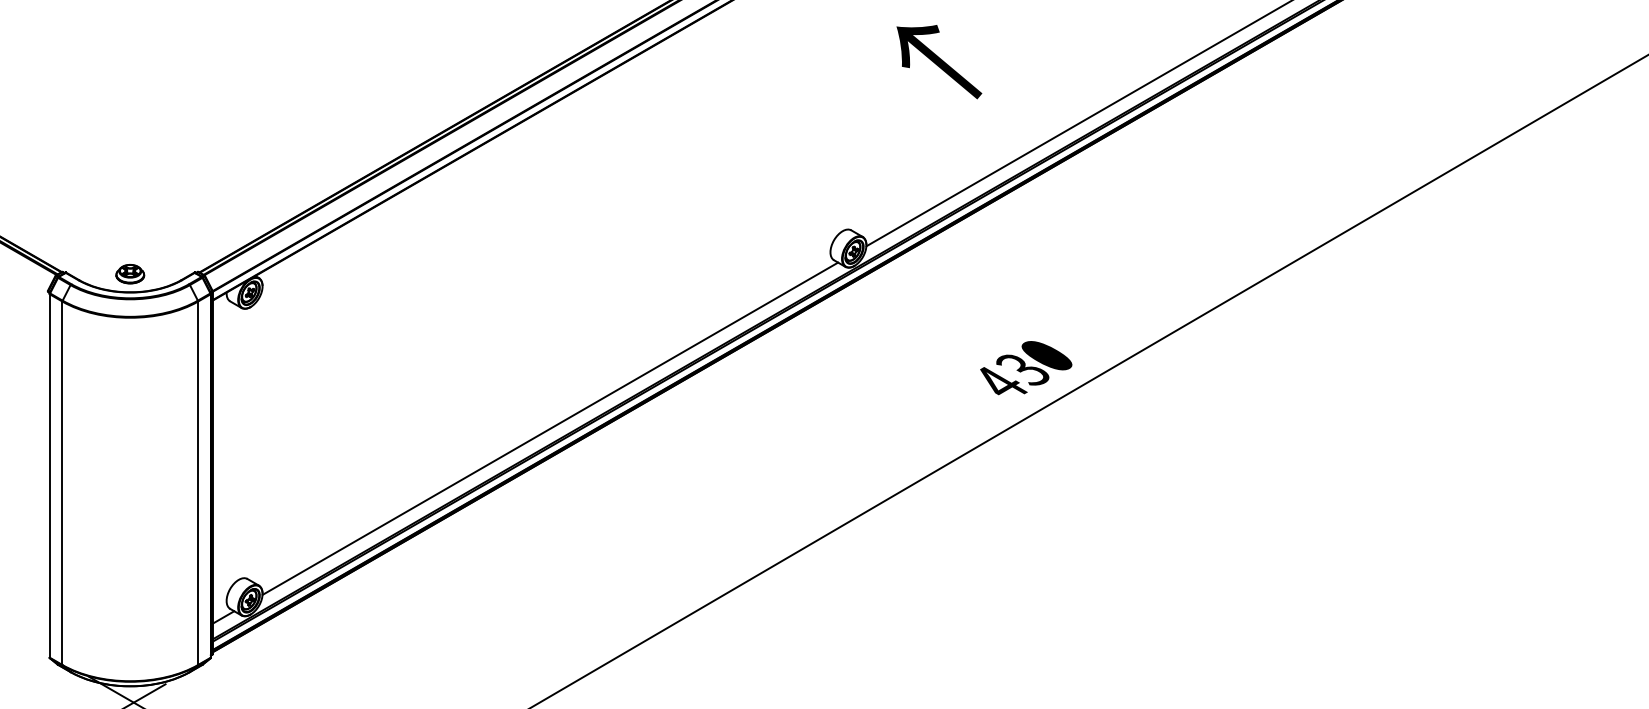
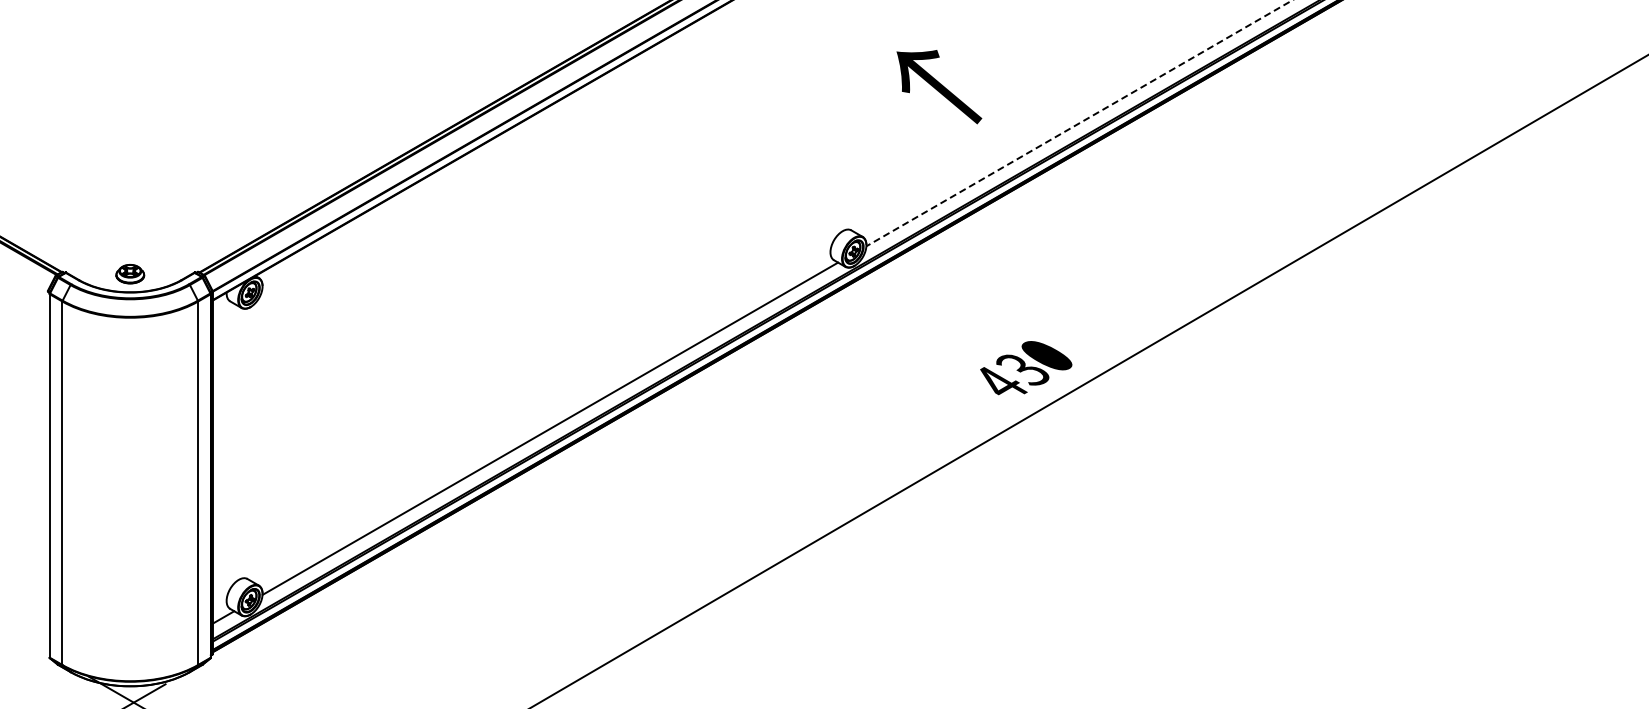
text position: (939, 62) -> (939, 87) (939, 87)
line: solid -> dashed (1079, 123)
